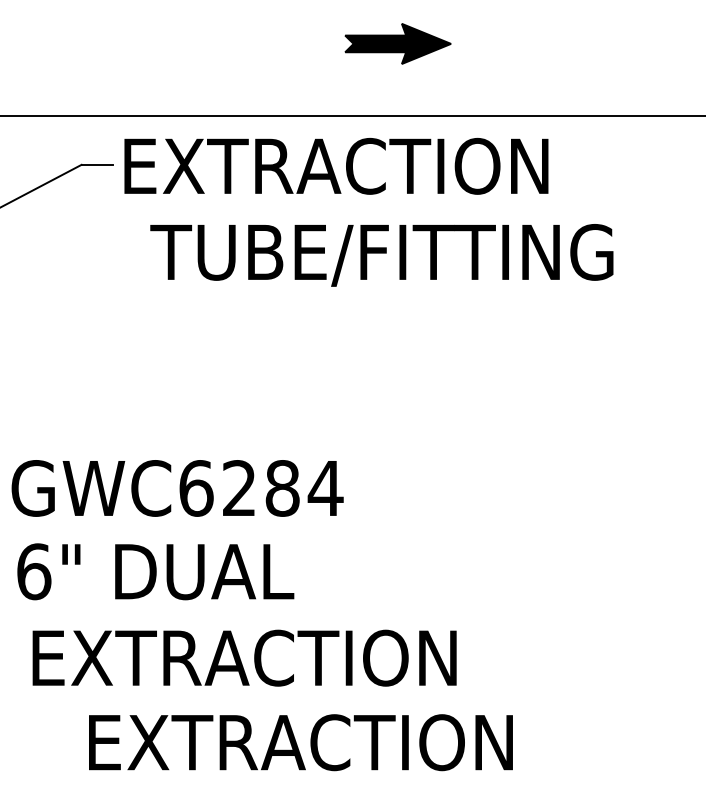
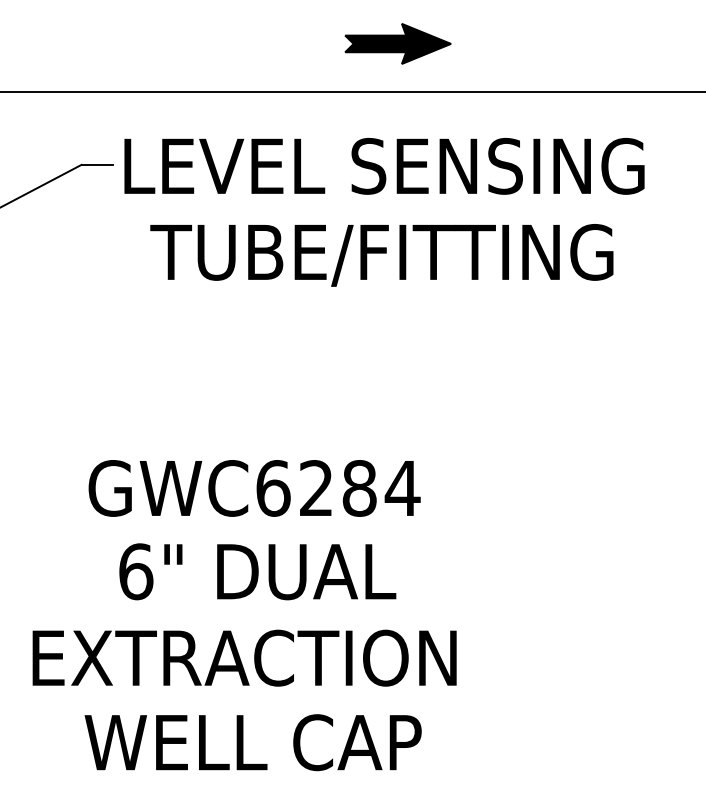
line position: (352, 116) -> (352, 92) (352, 92)
text: EXTRACTION -> LEVEL SENSING (387, 165)
text position: (177, 488) -> (254, 488) (254, 488)
text position: (155, 571) -> (257, 571) (257, 571)
text: EXTRACTION -> WELL CAP (298, 742)
